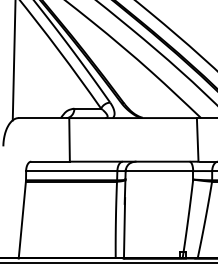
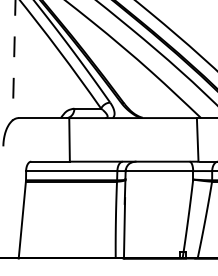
line: solid -> dashed (14, 60)
line: present -> none (108, 263)
